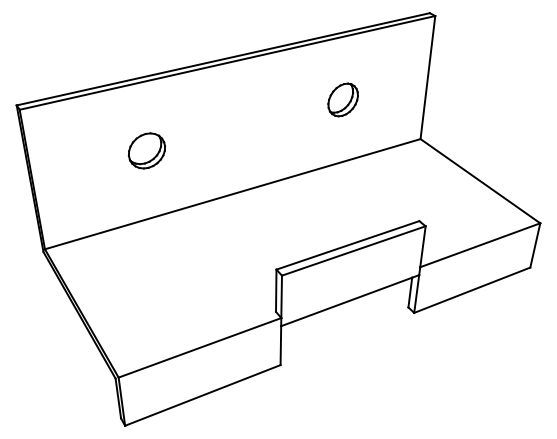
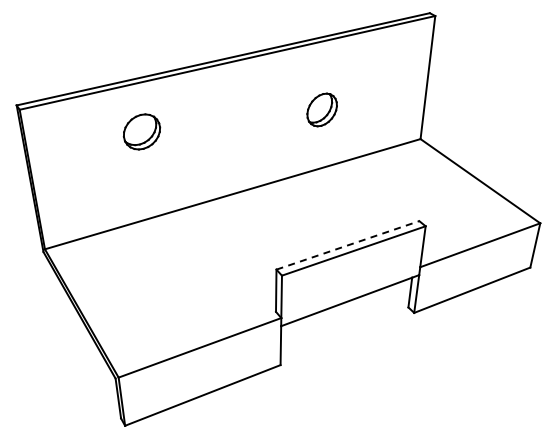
part position: (342, 99) -> (321, 109) (321, 109)
part position: (146, 150) -> (141, 131) (141, 131)
line: solid -> dashed (348, 245)
